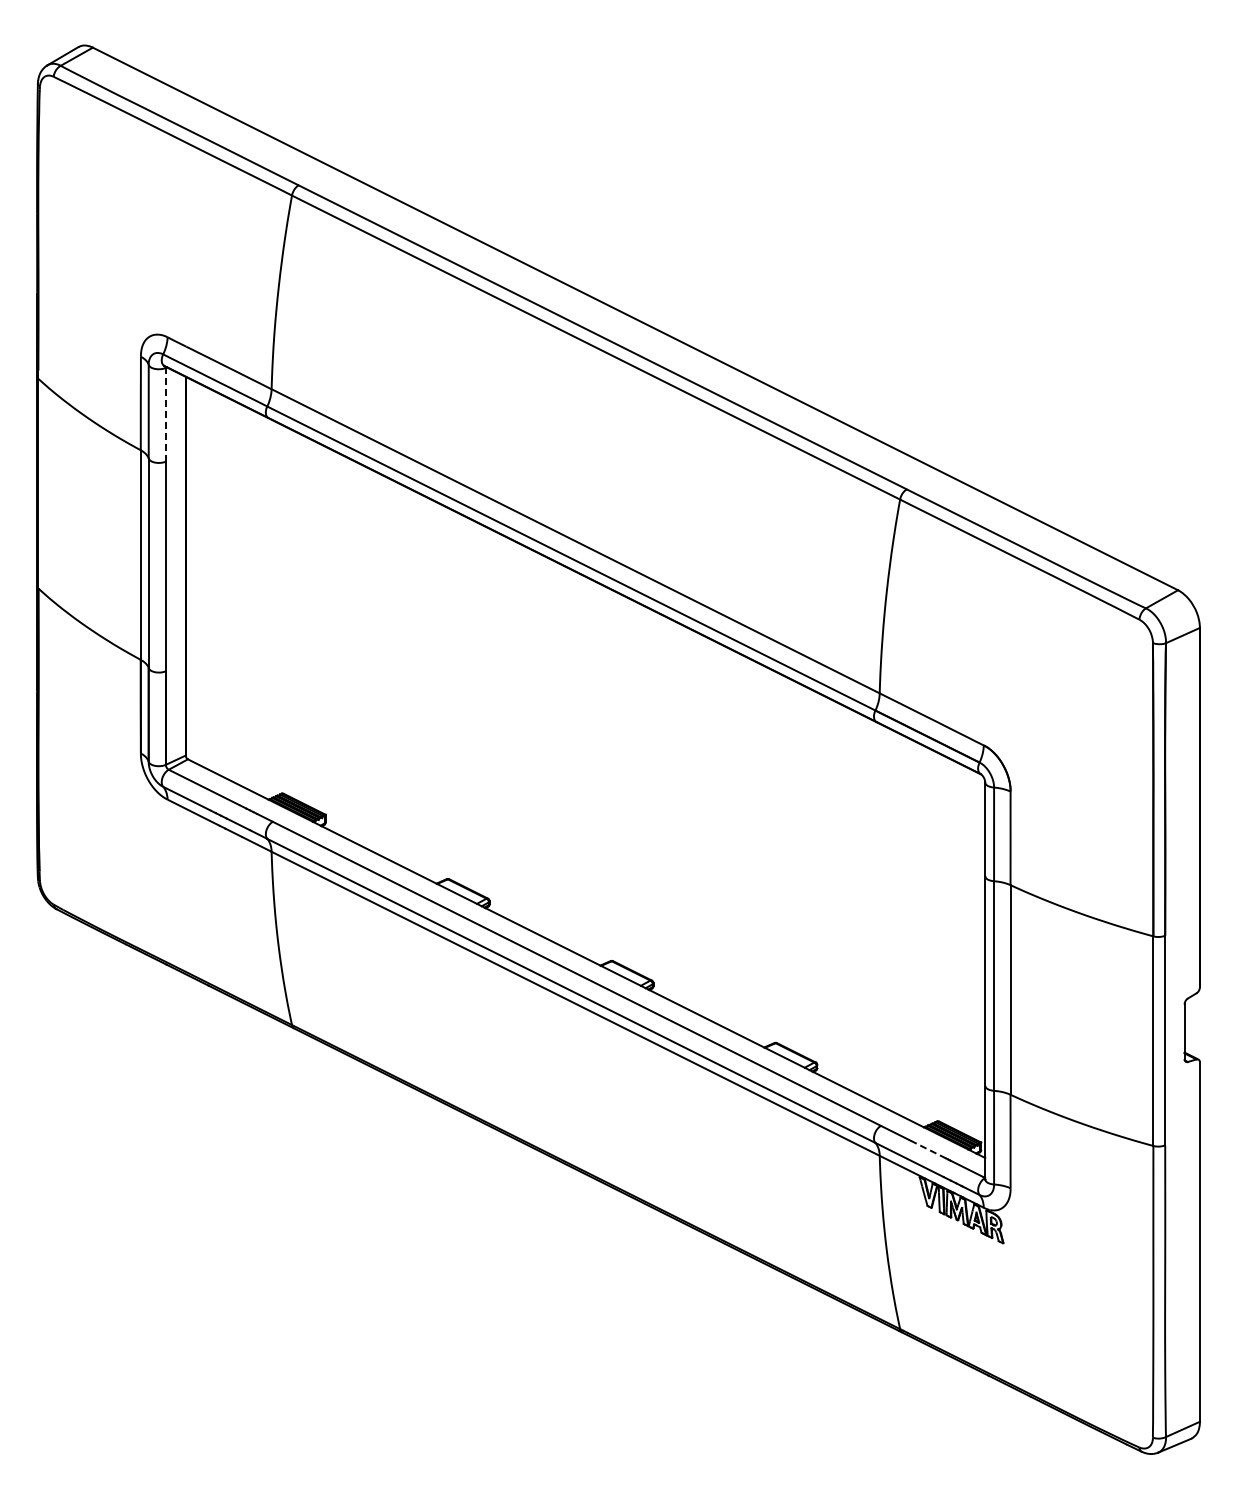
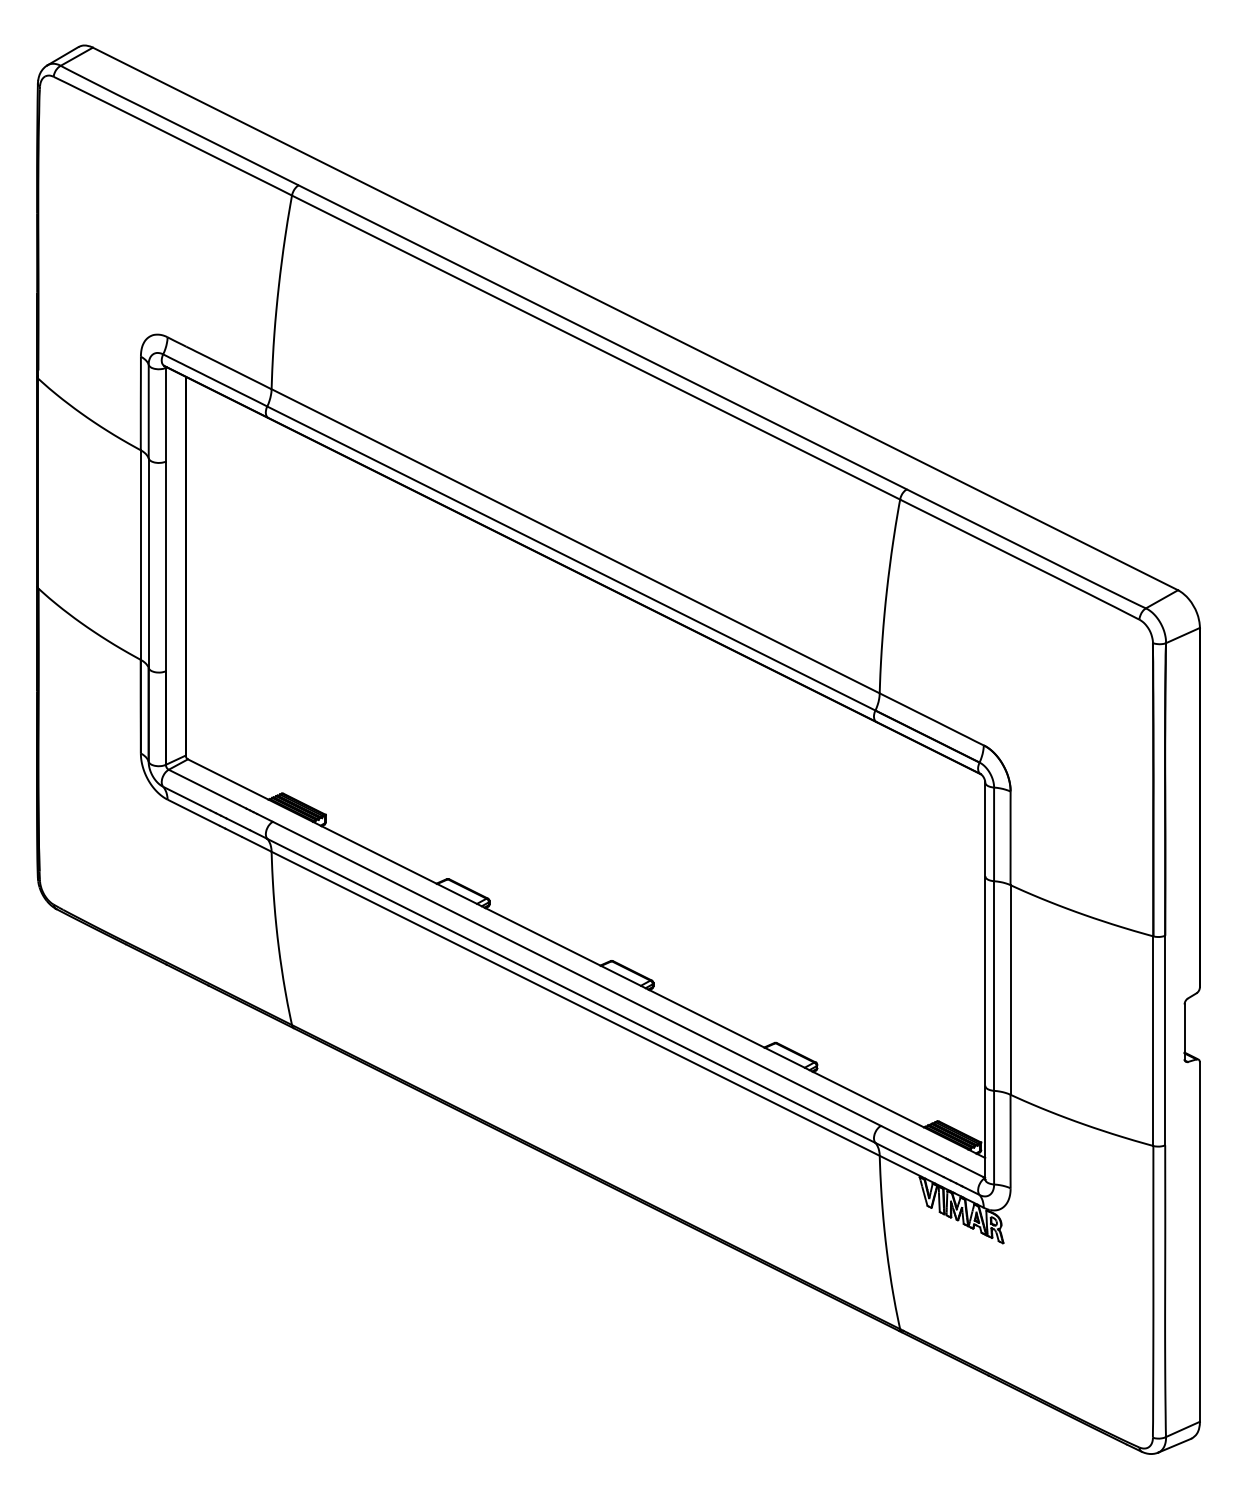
line: dashed -> solid (165, 414)
line: dashed -> solid (928, 1149)
